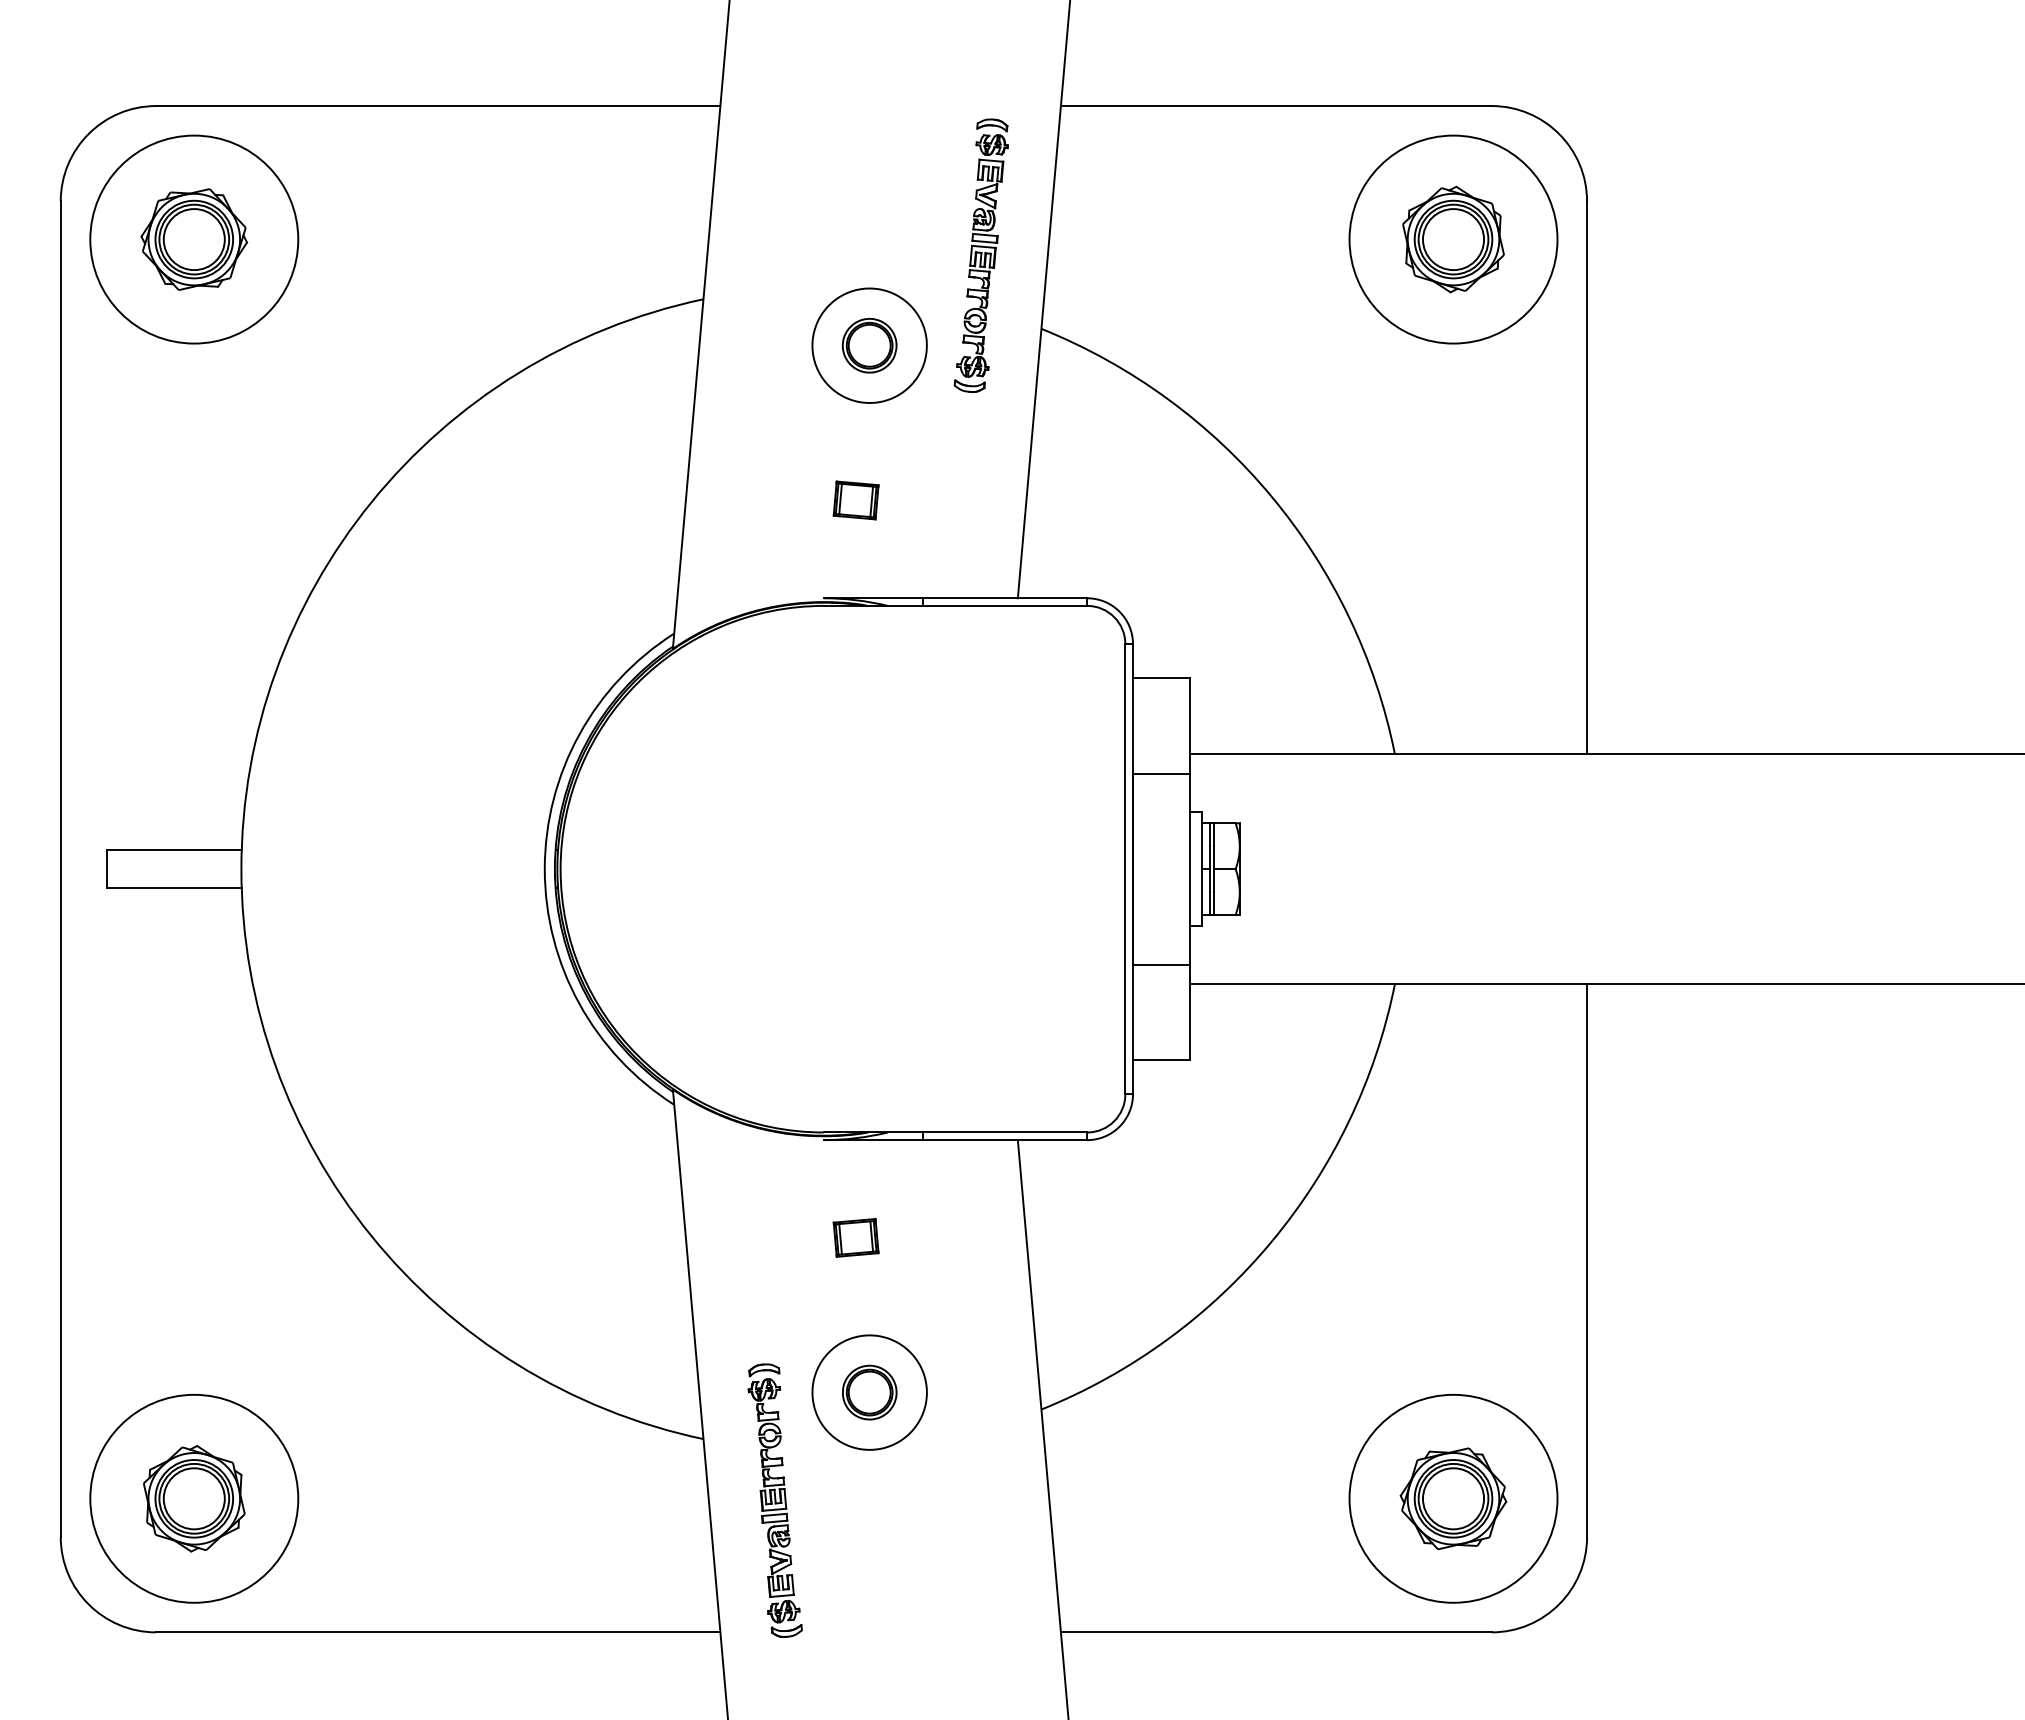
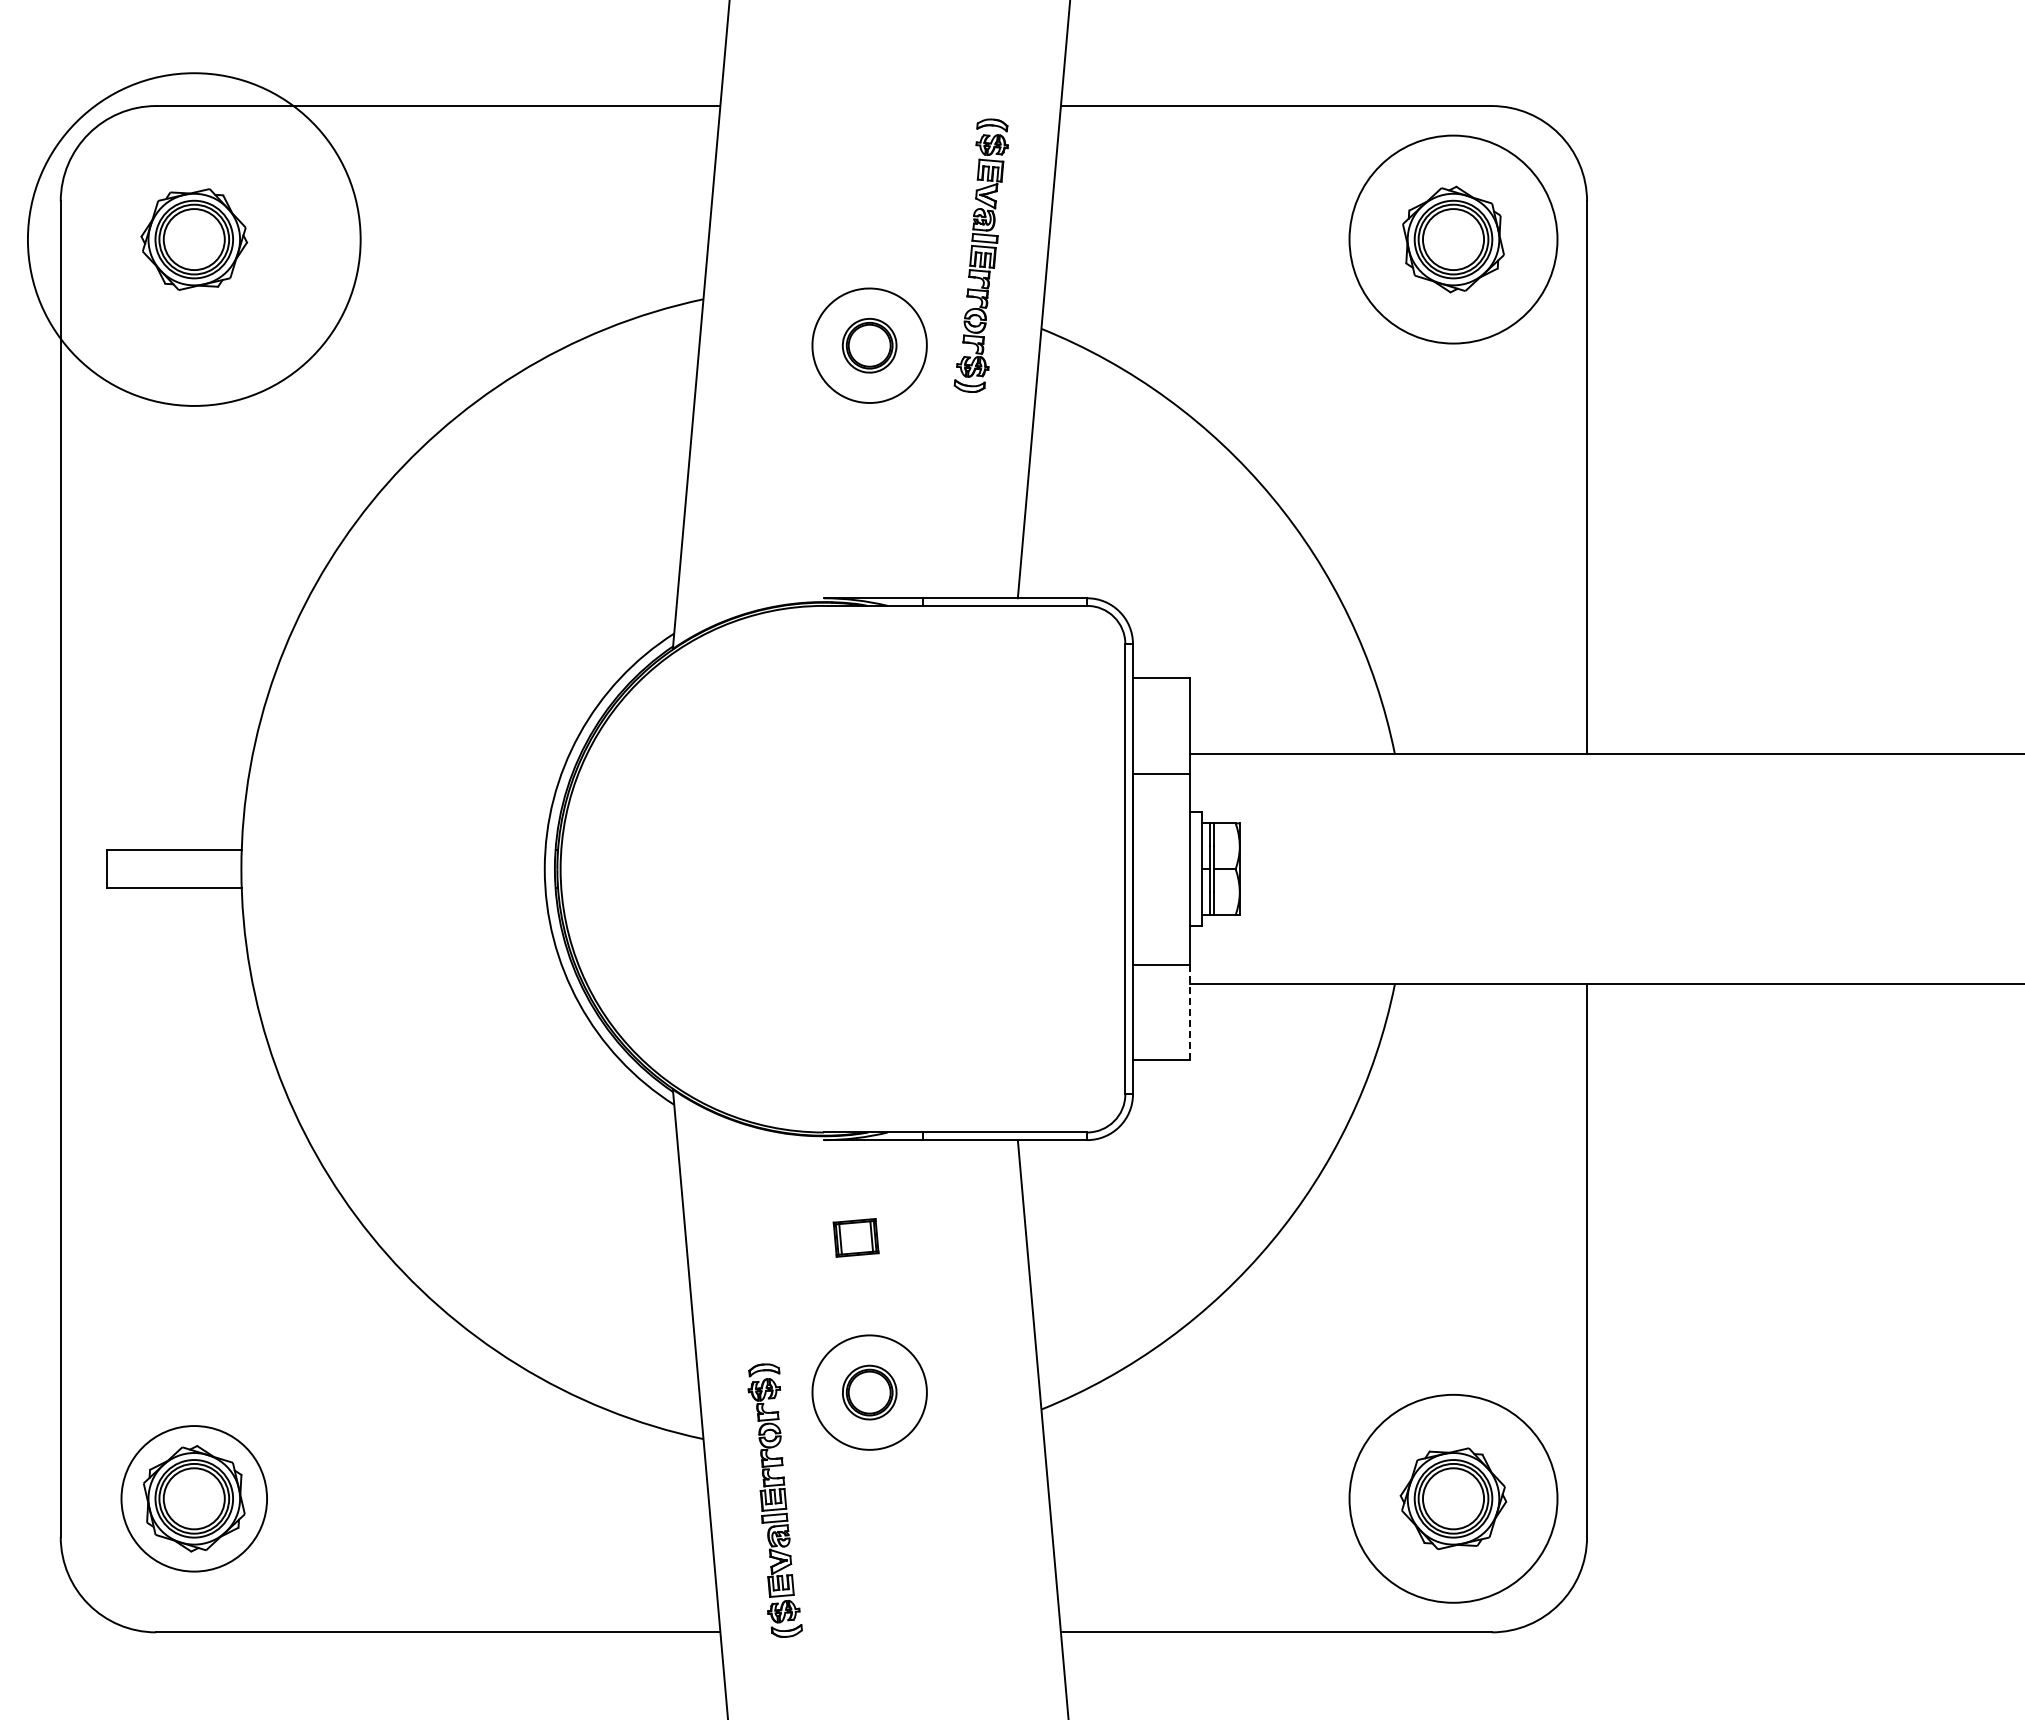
circle diameter: 208 px -> 333 px (193, 239)
part: present -> none (855, 500)
line: solid -> dashed (1190, 1012)
circle diameter: 208 px -> 146 px (194, 1498)
